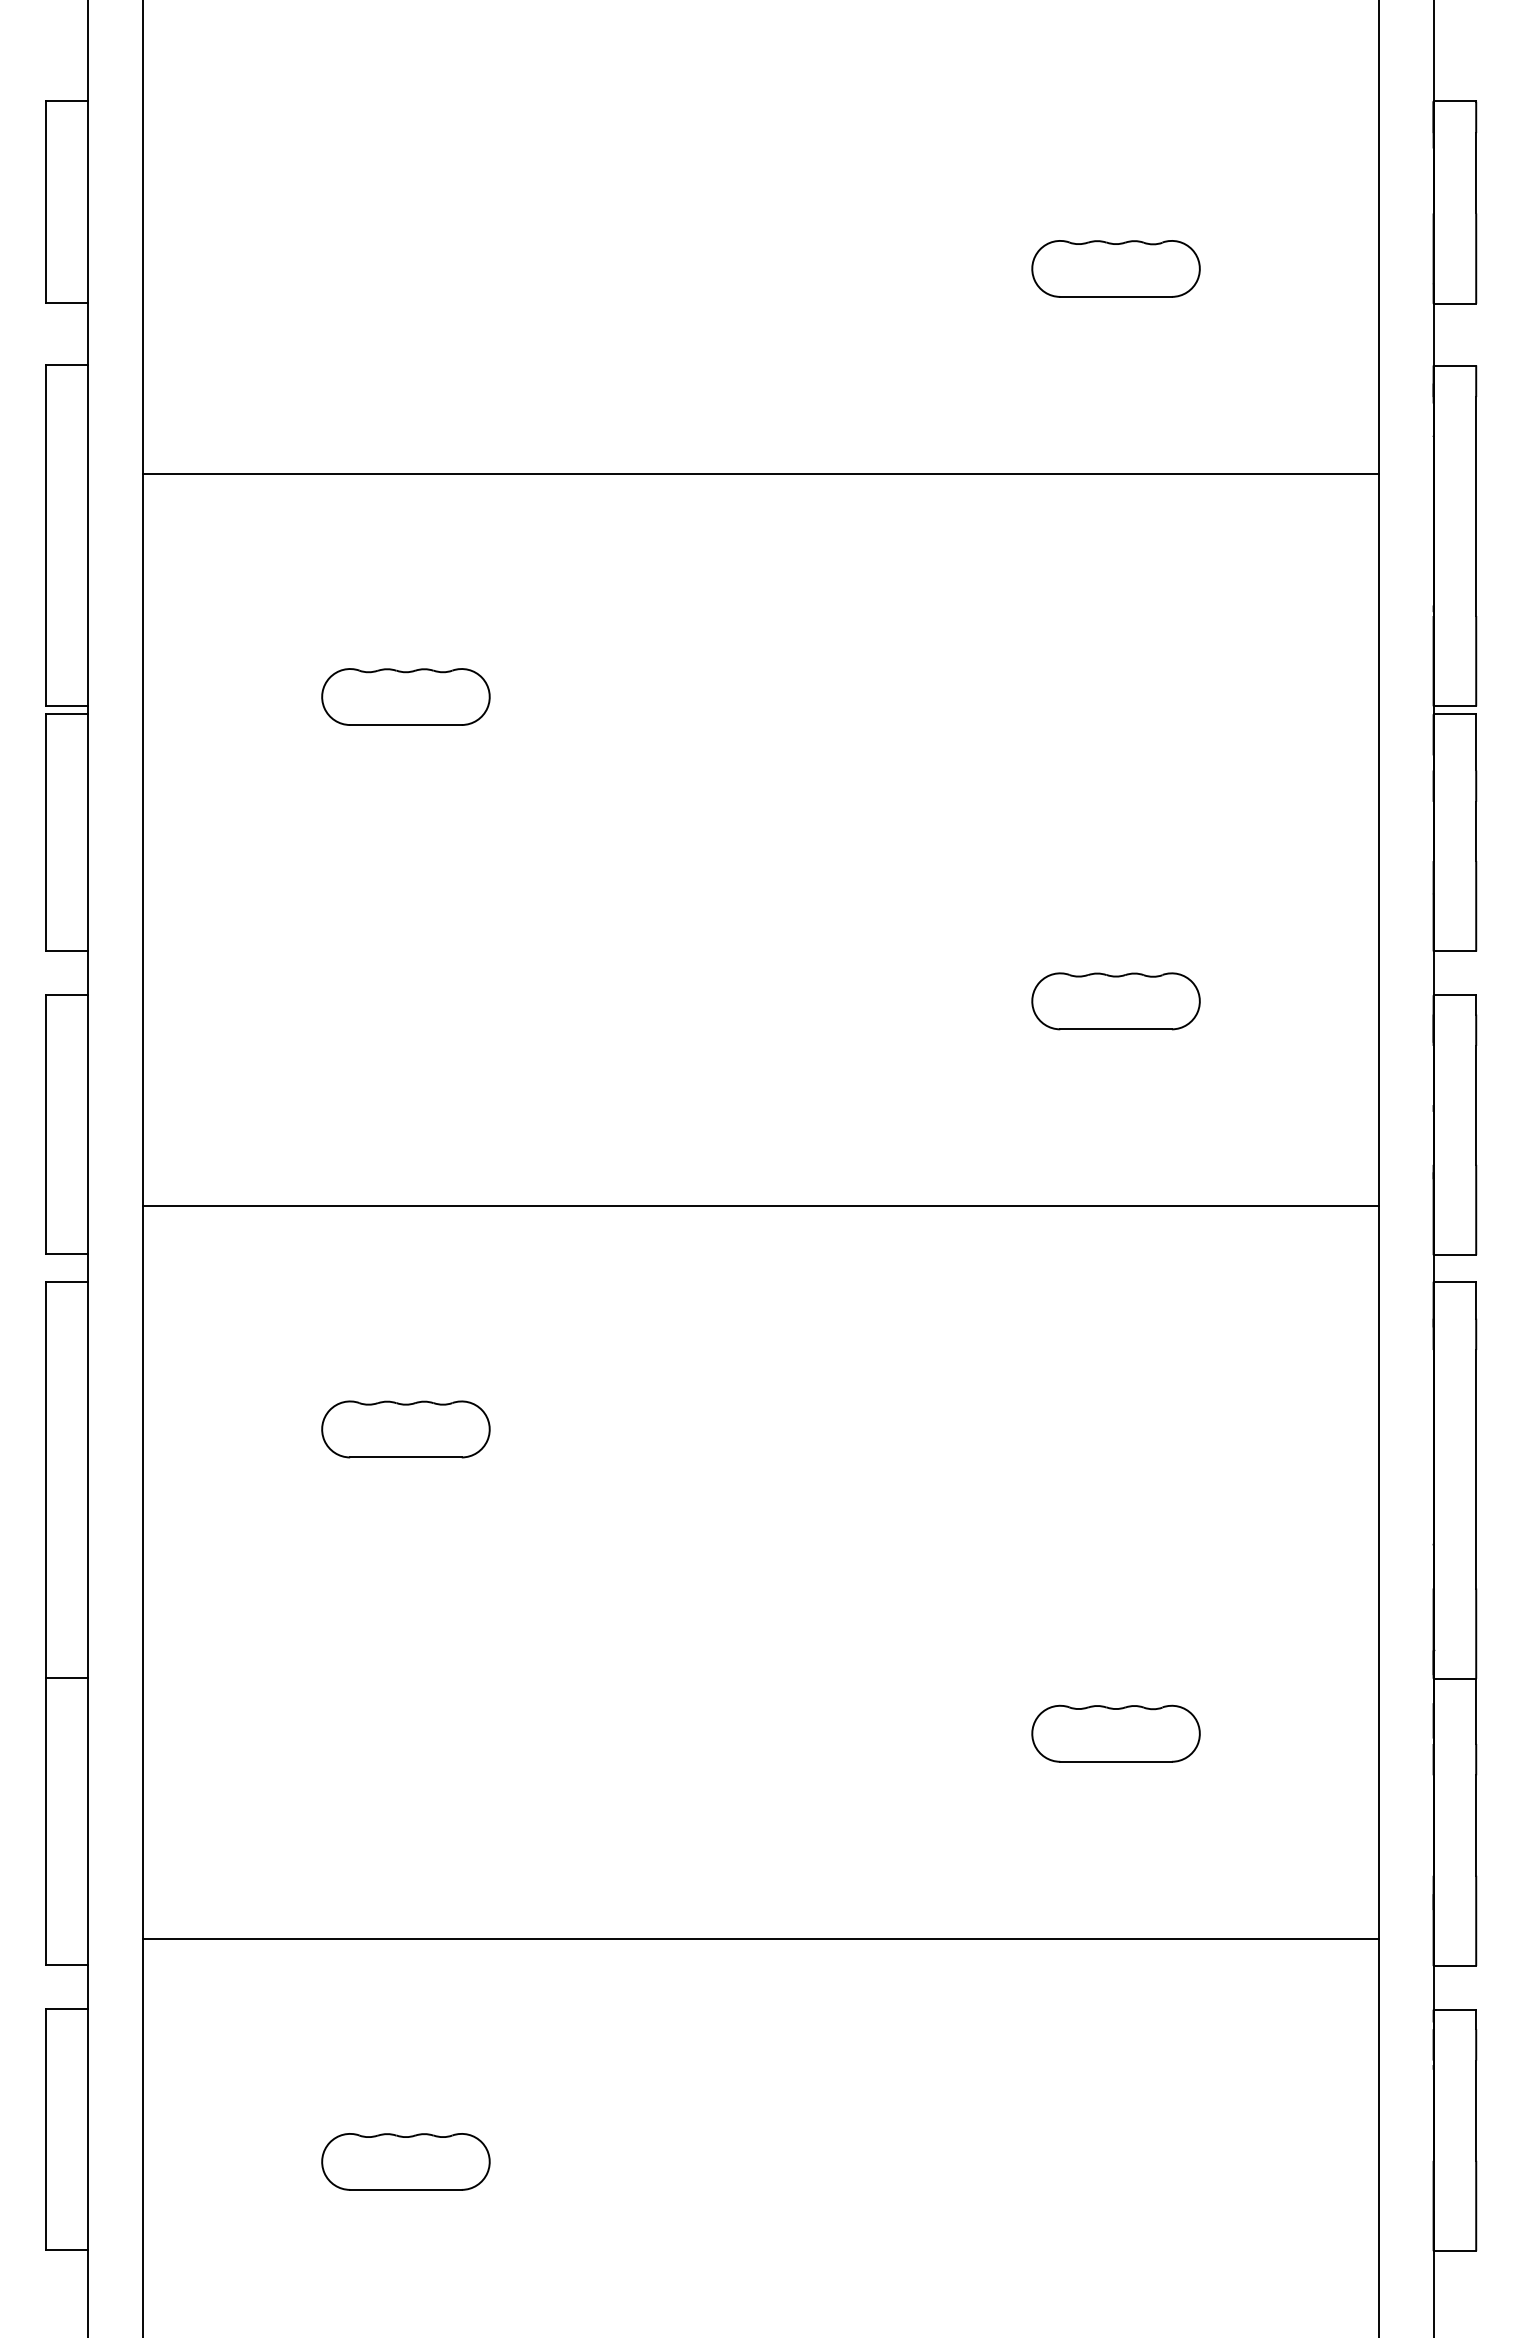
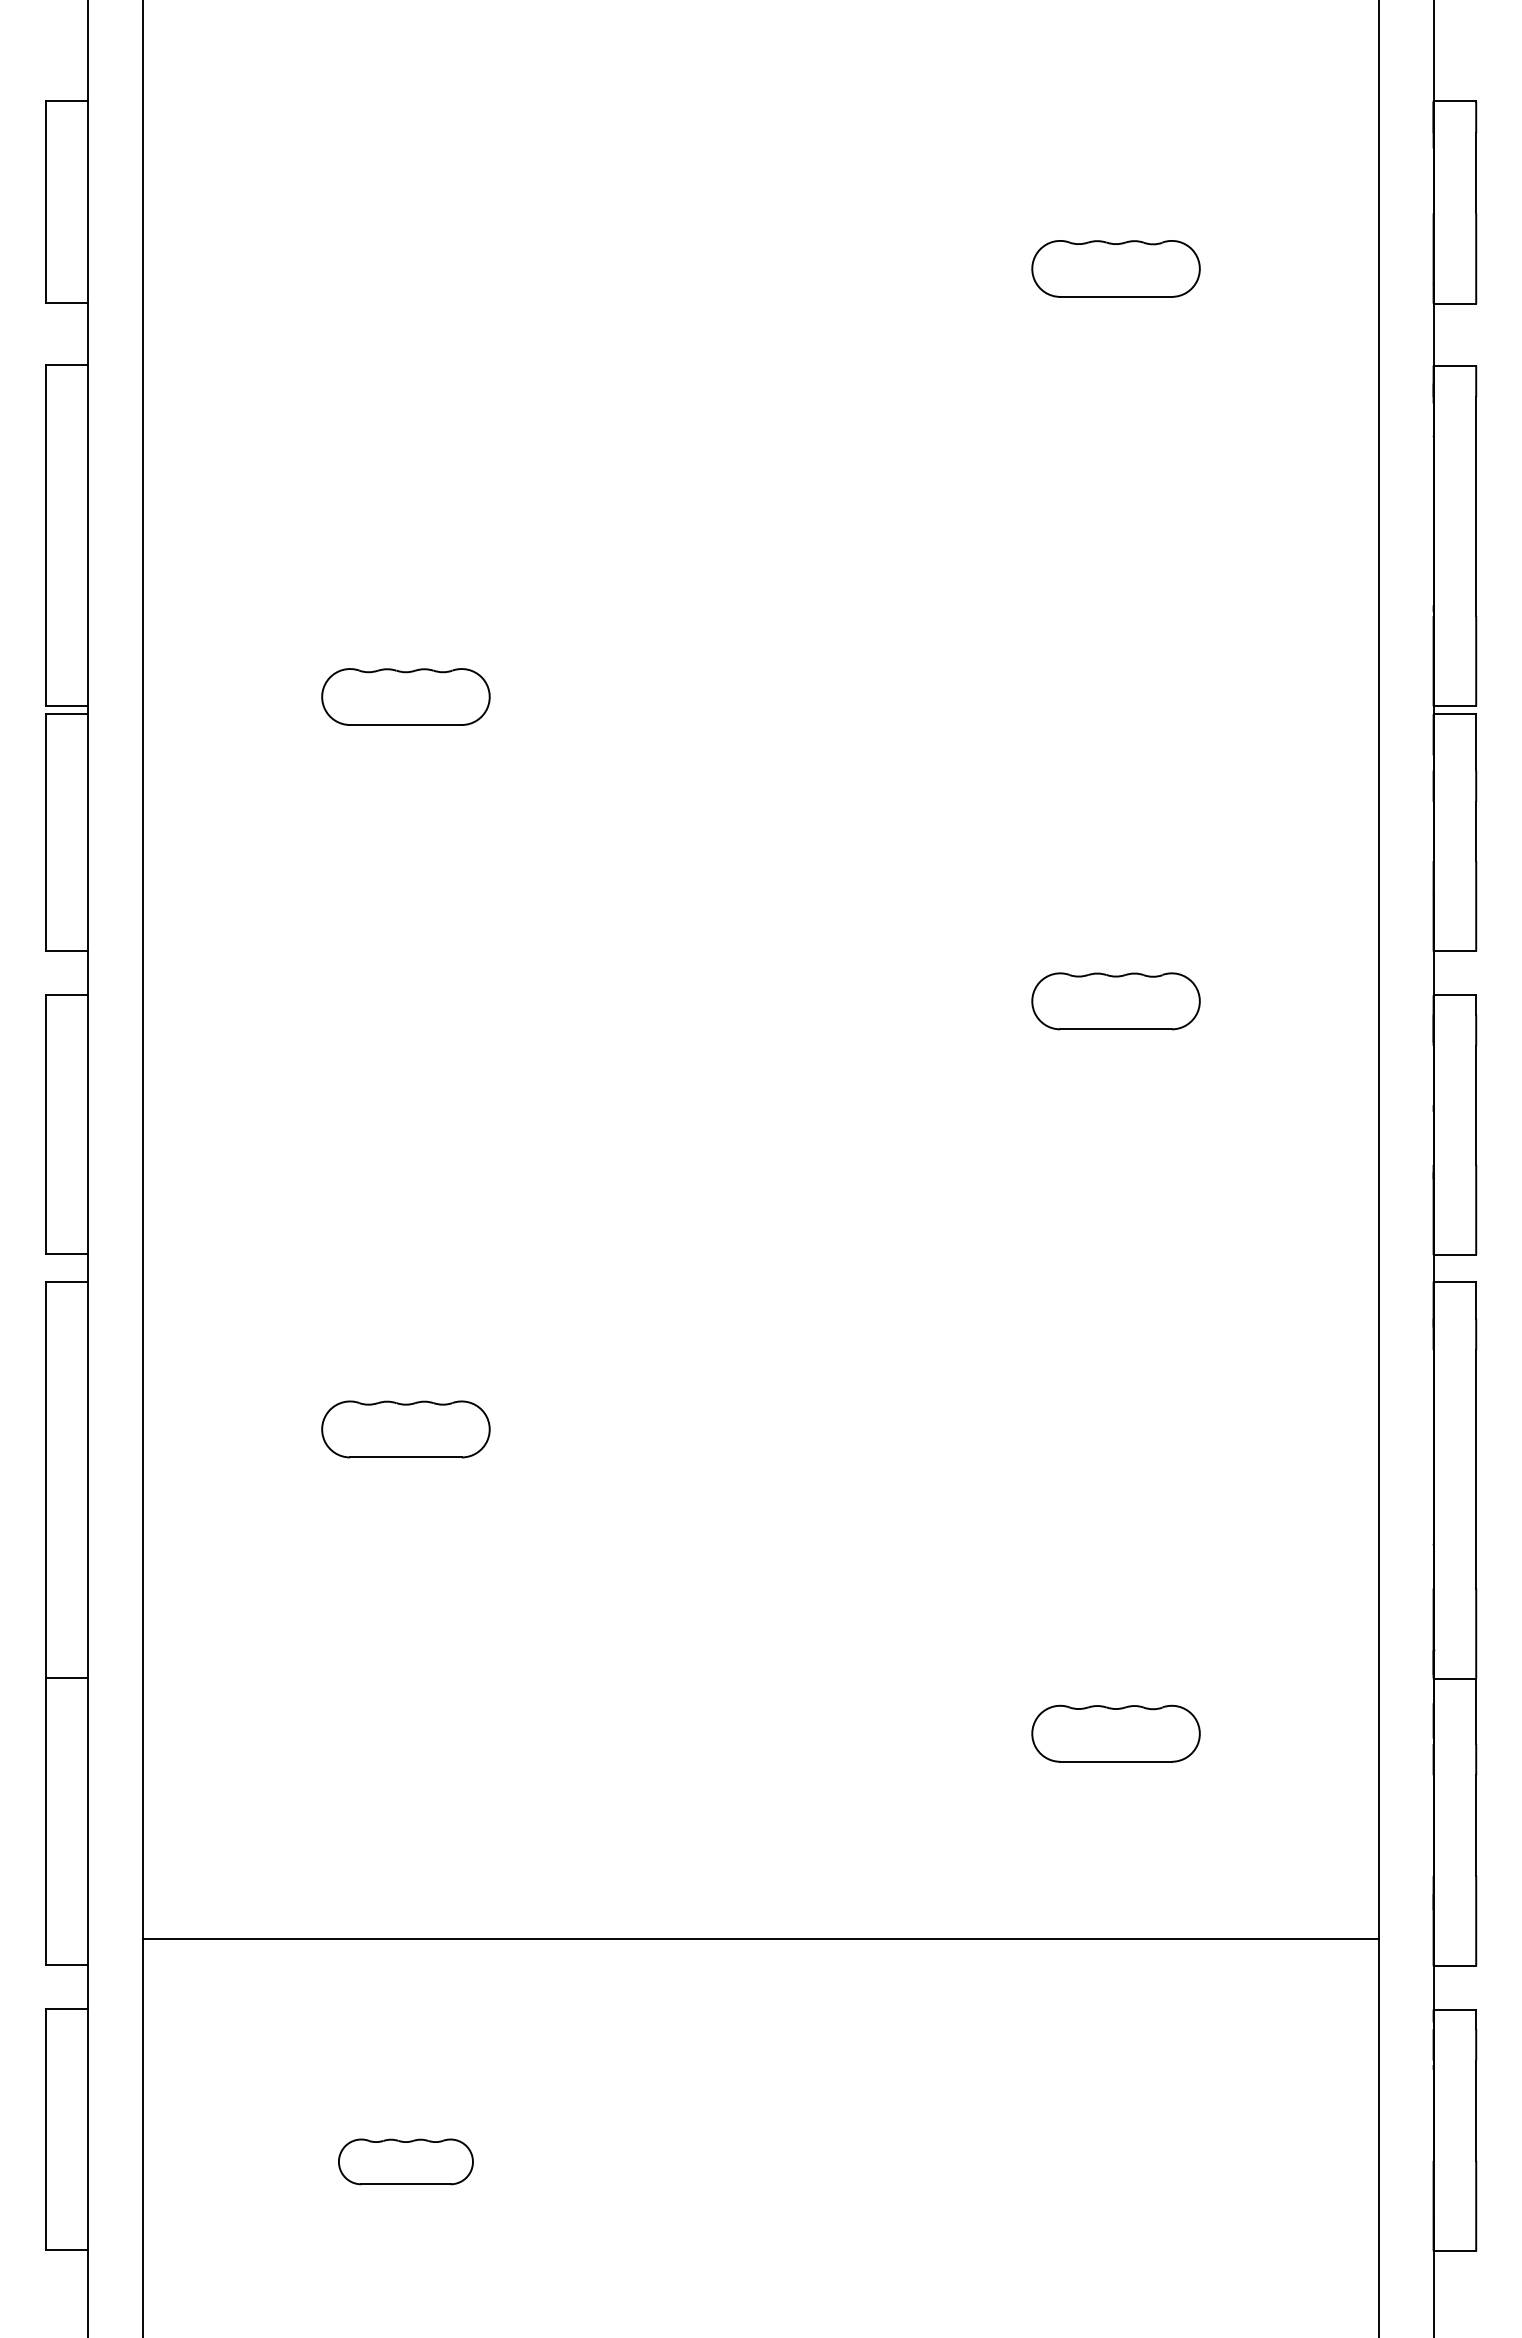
line: present -> none (760, 473)
line: present -> none (760, 1206)
part size: 170x58 px -> 136x48 px (405, 2161)
